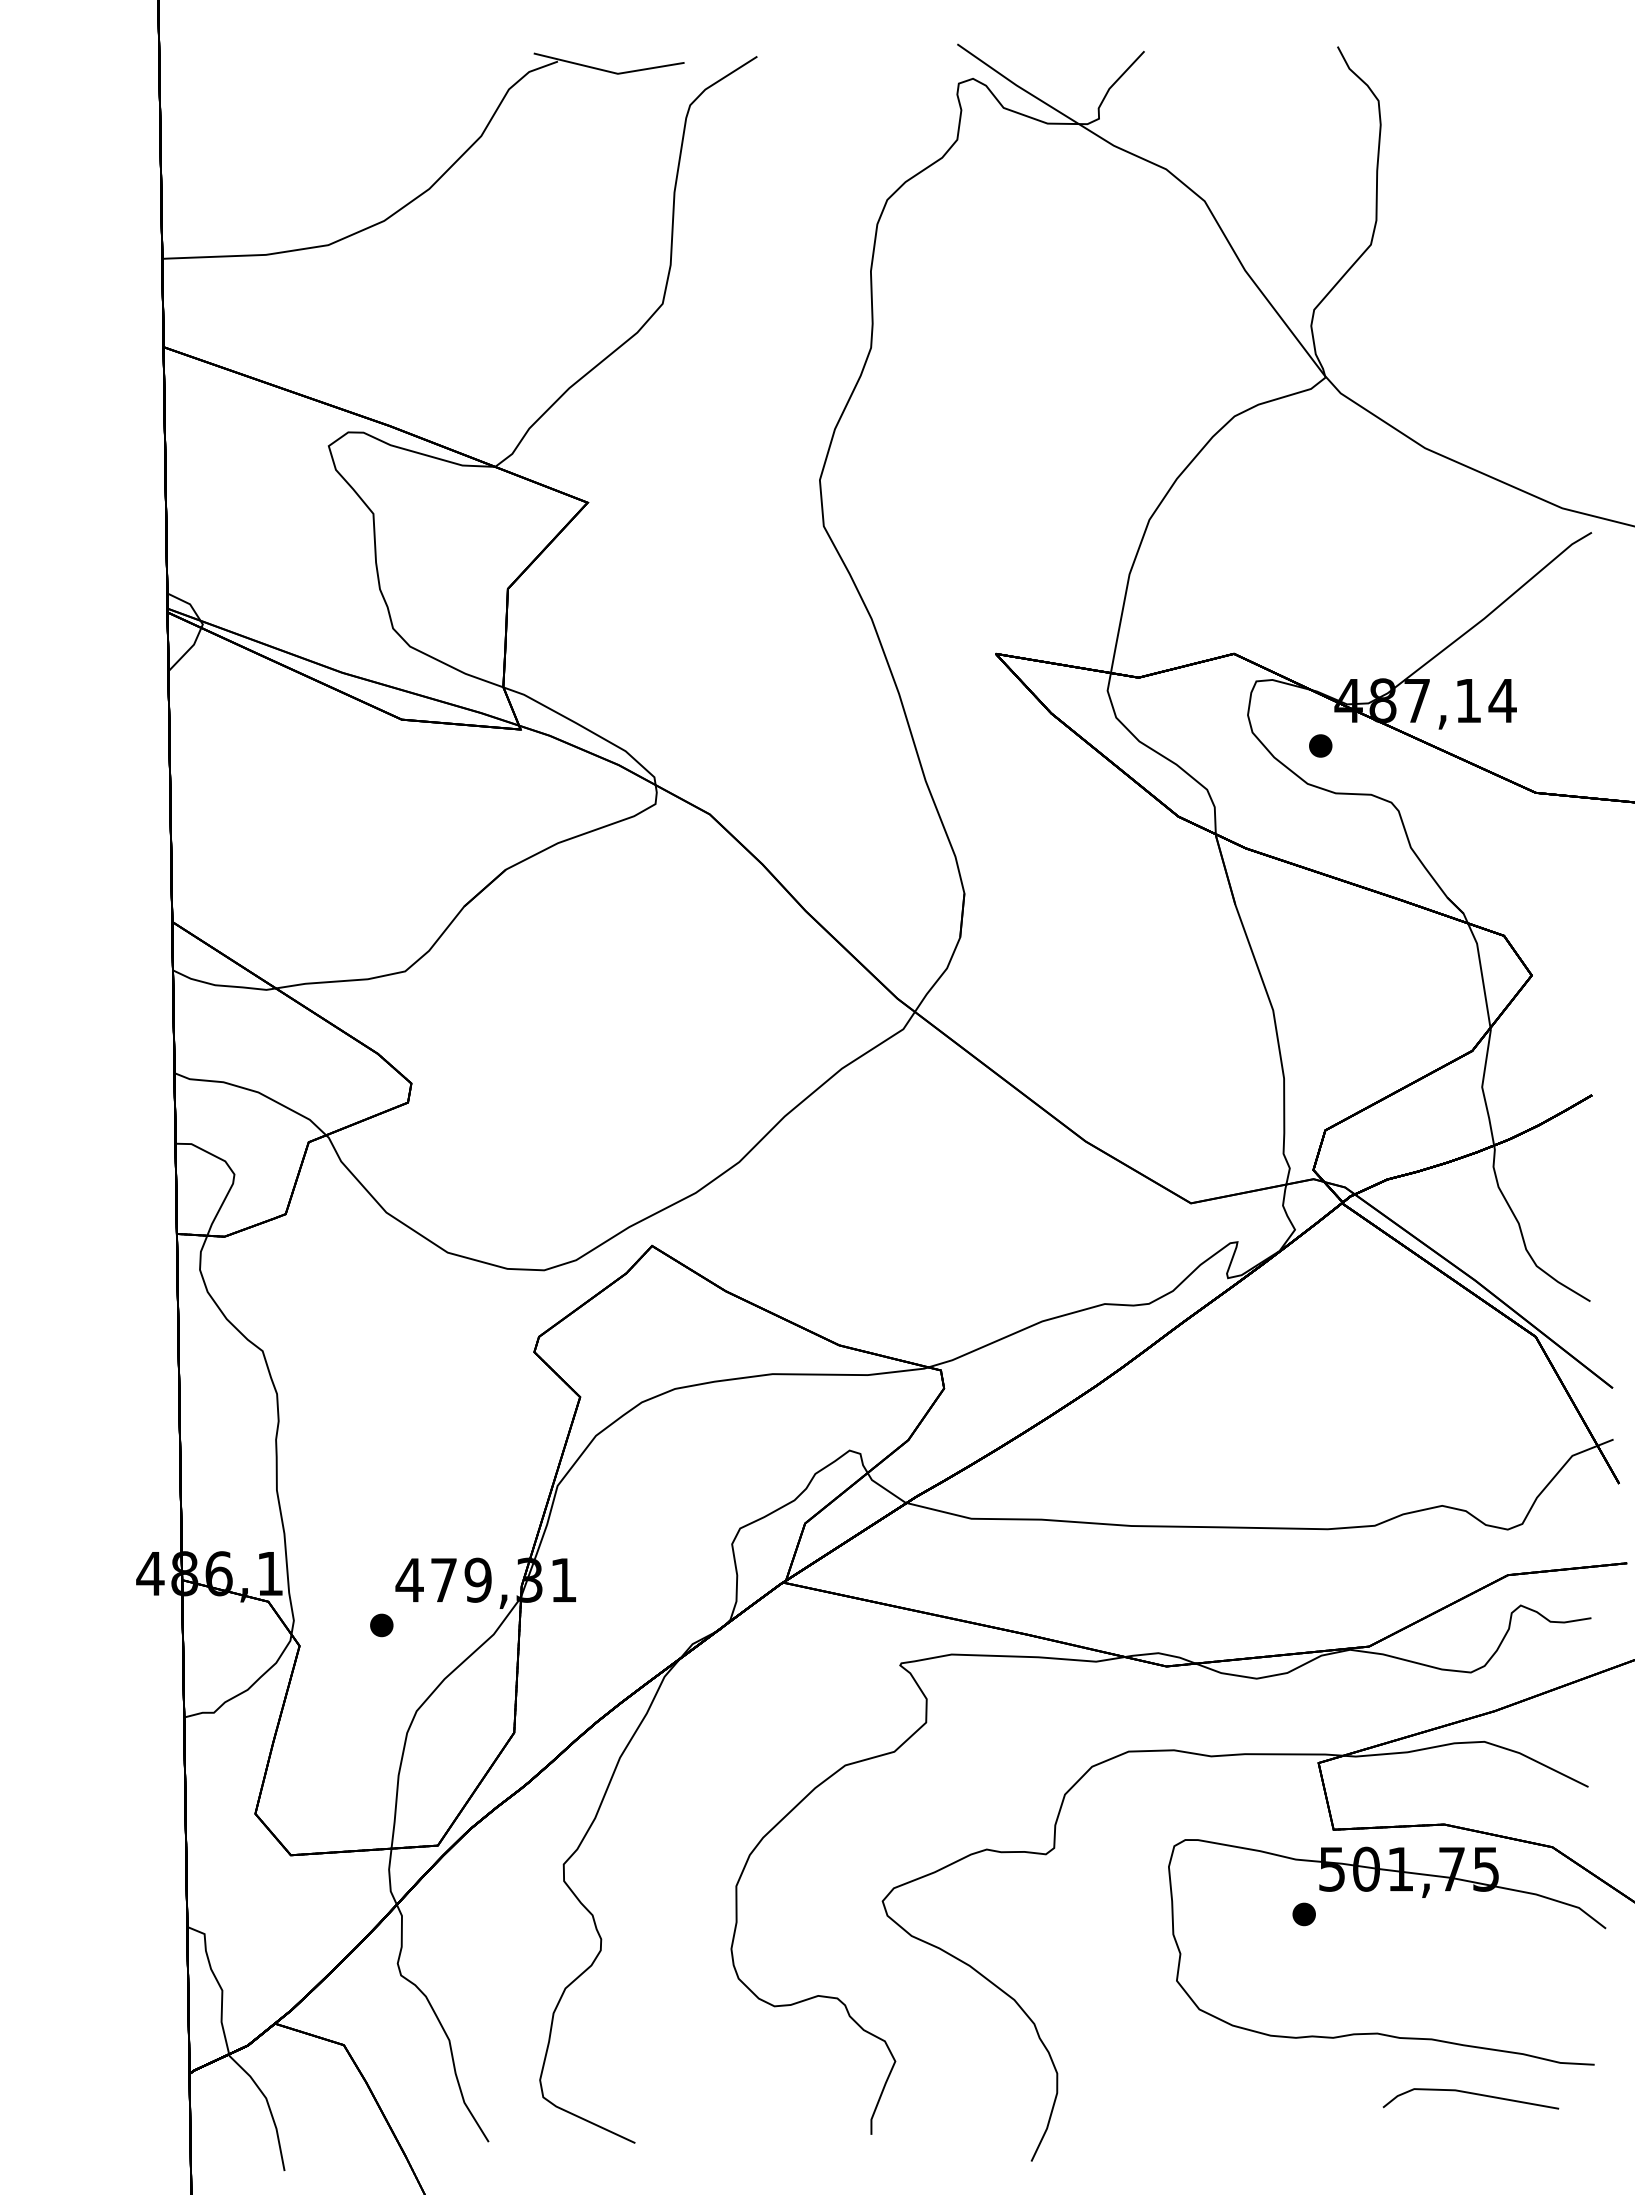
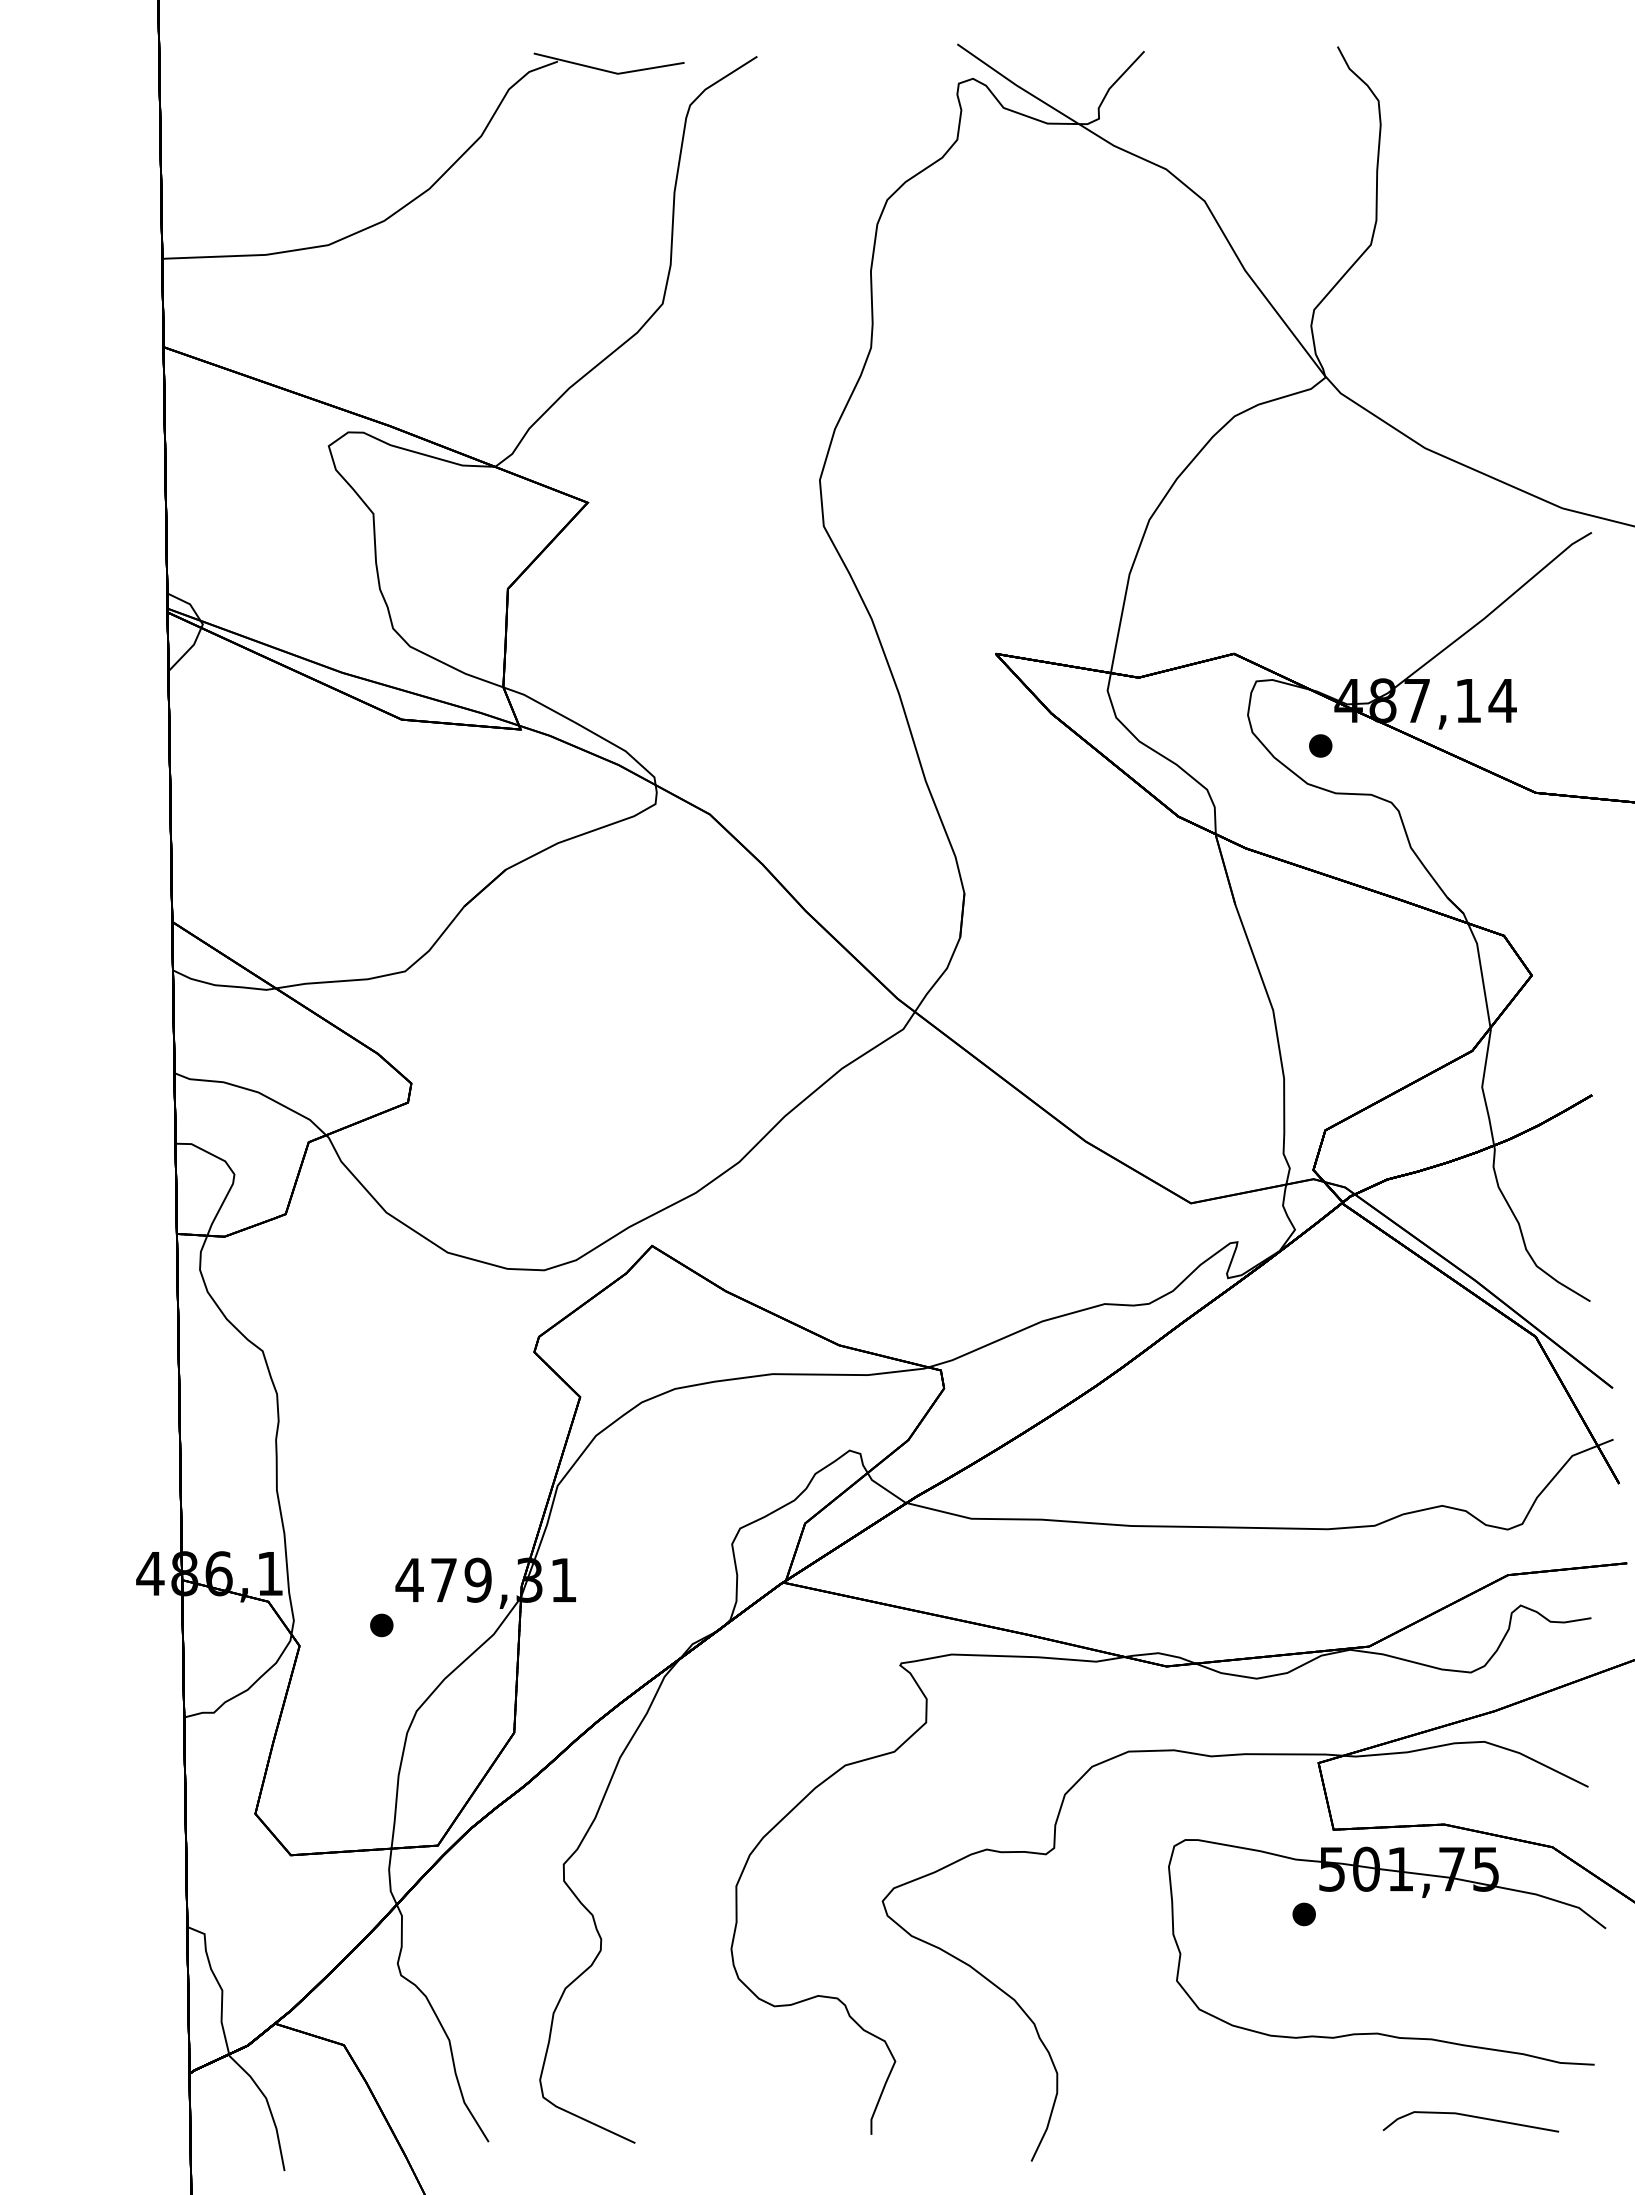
line position: (1471, 2094) -> (1471, 2117) (1471, 2117)
